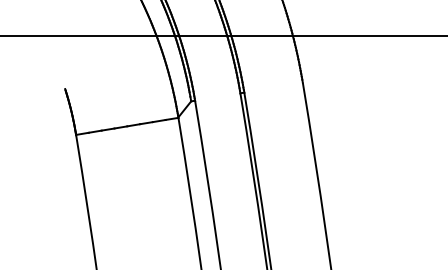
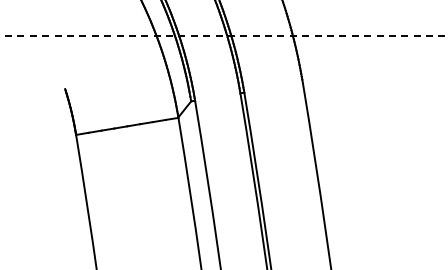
line: solid -> dashed (224, 36)
